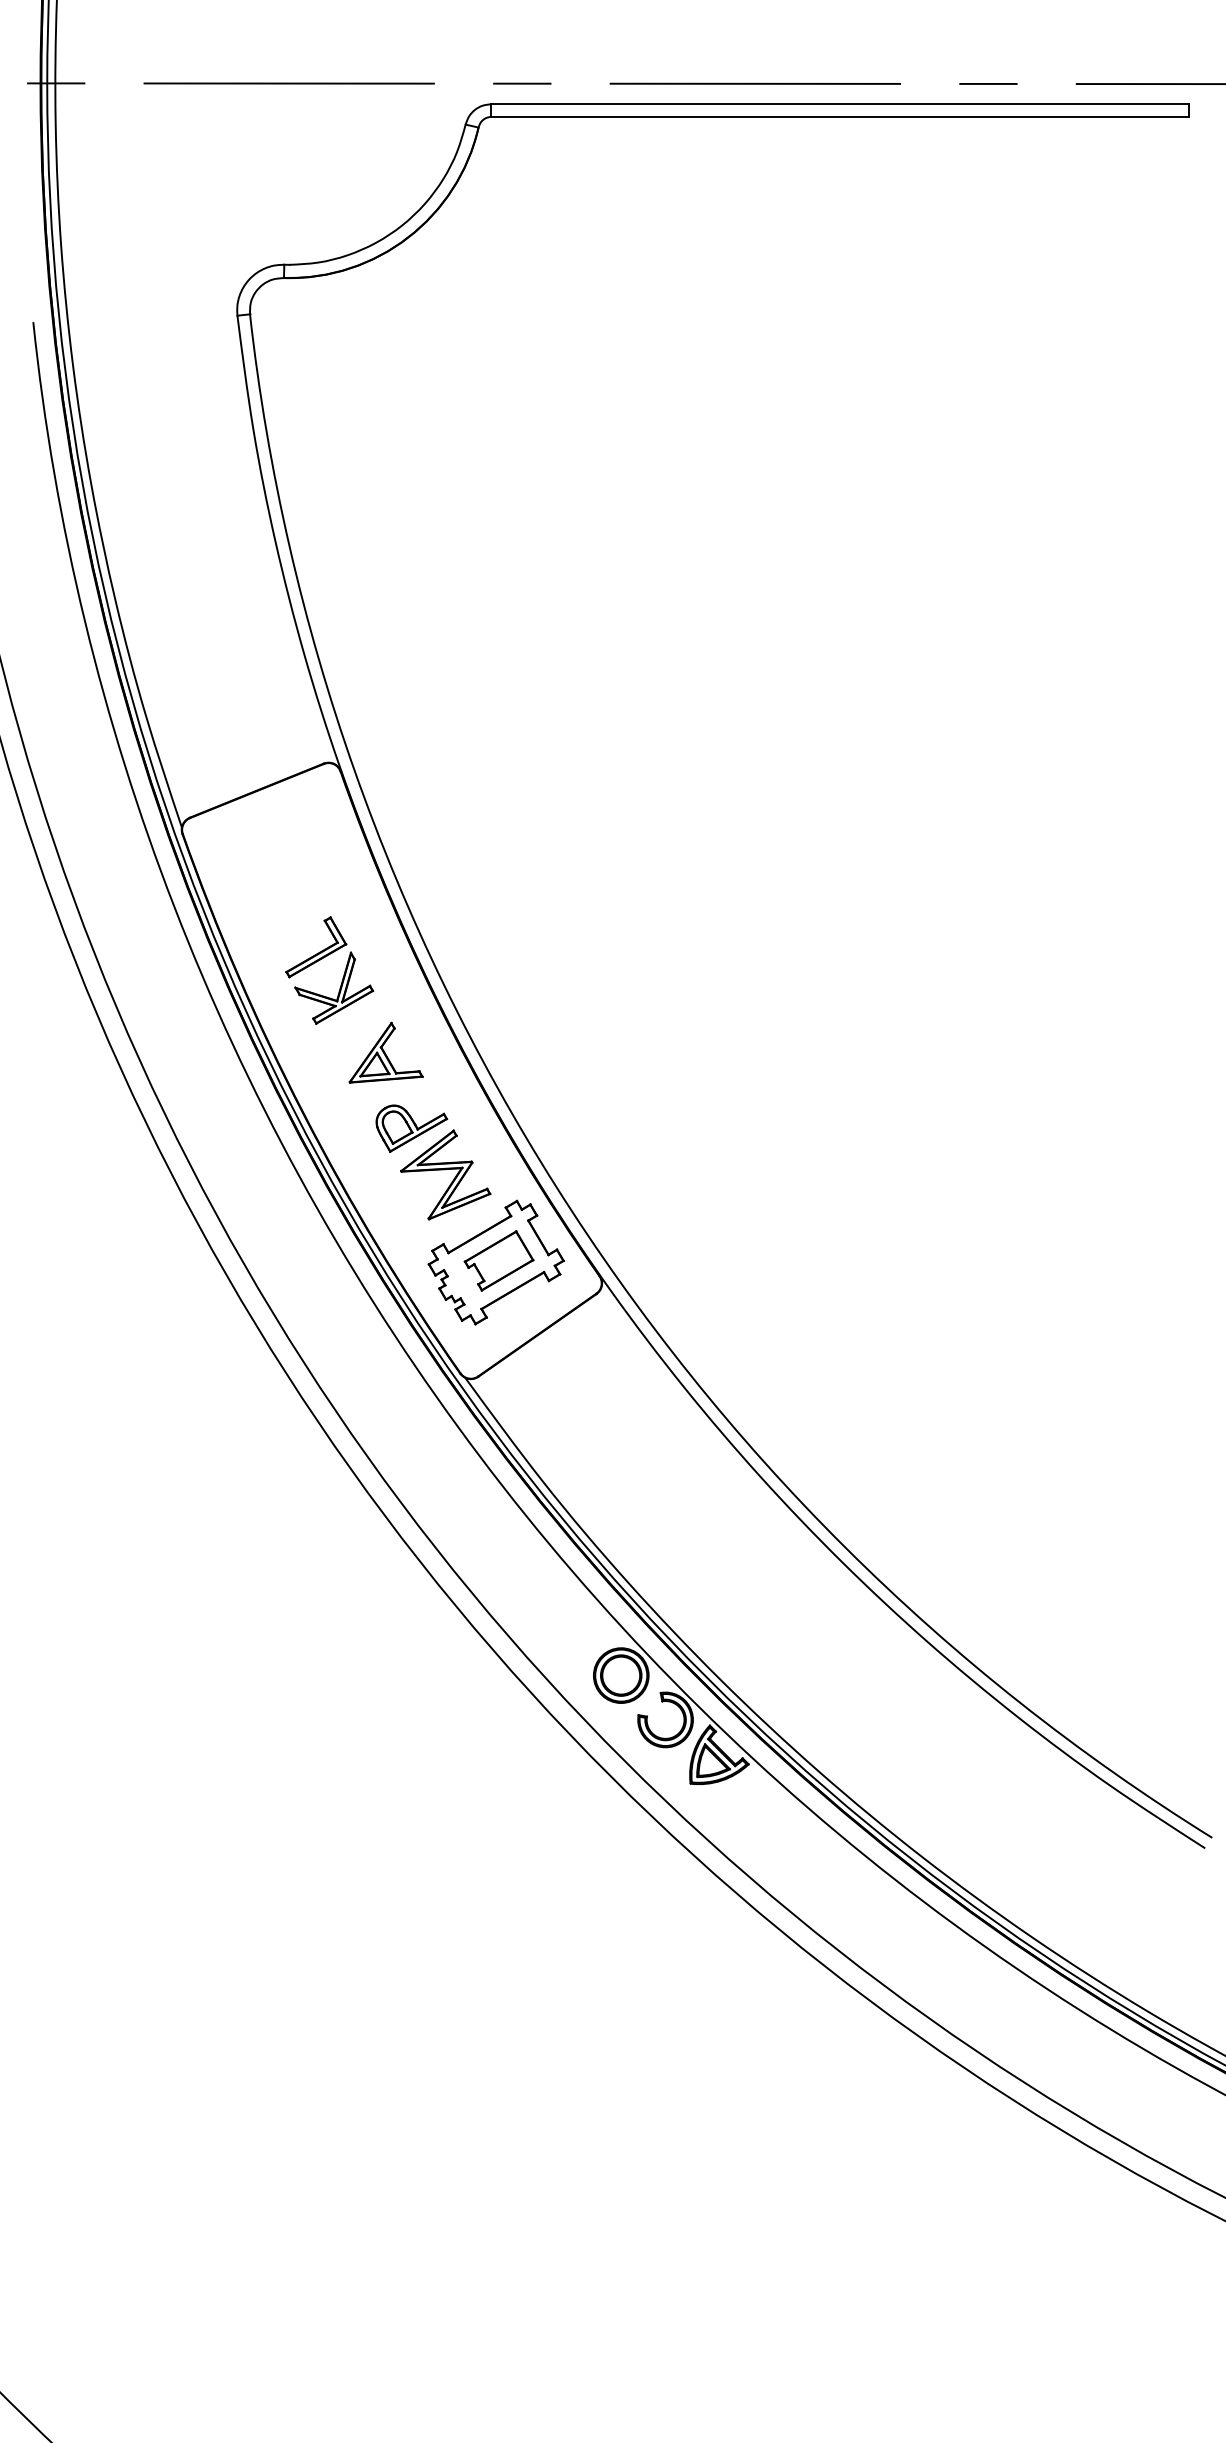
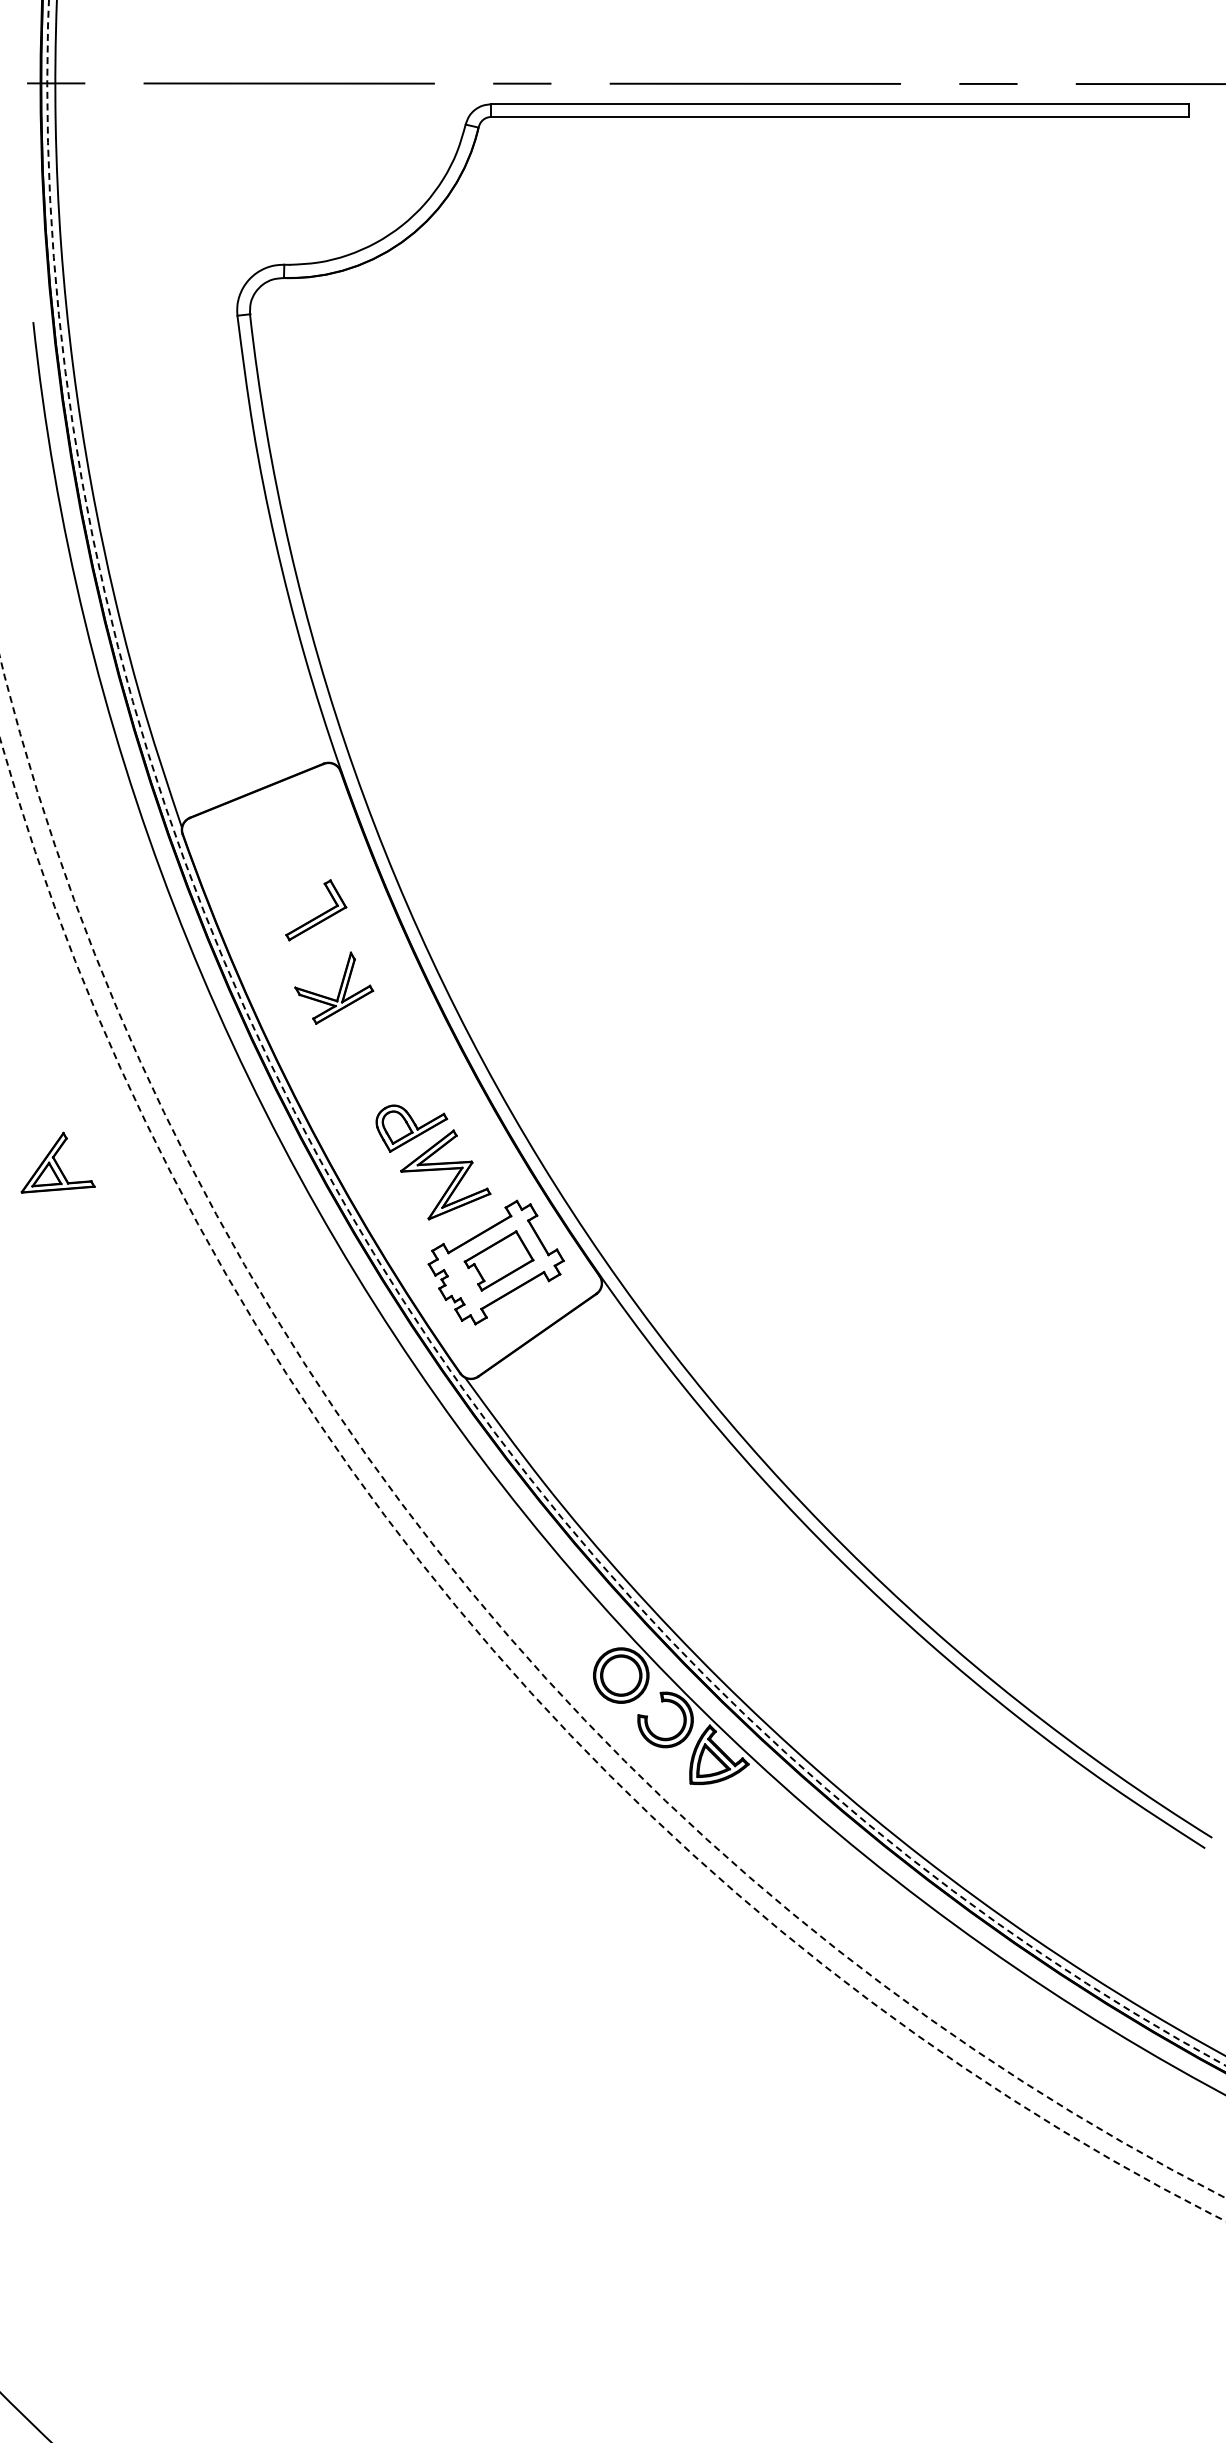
part position: (316, 947) -> (316, 910) (316, 910)
circle: solid -> dashed (636, 1032)
part position: (385, 1052) -> (57, 1162) (57, 1162)
circle: solid -> dashed (612, 1427)
circle: solid -> dashed (612, 1480)
